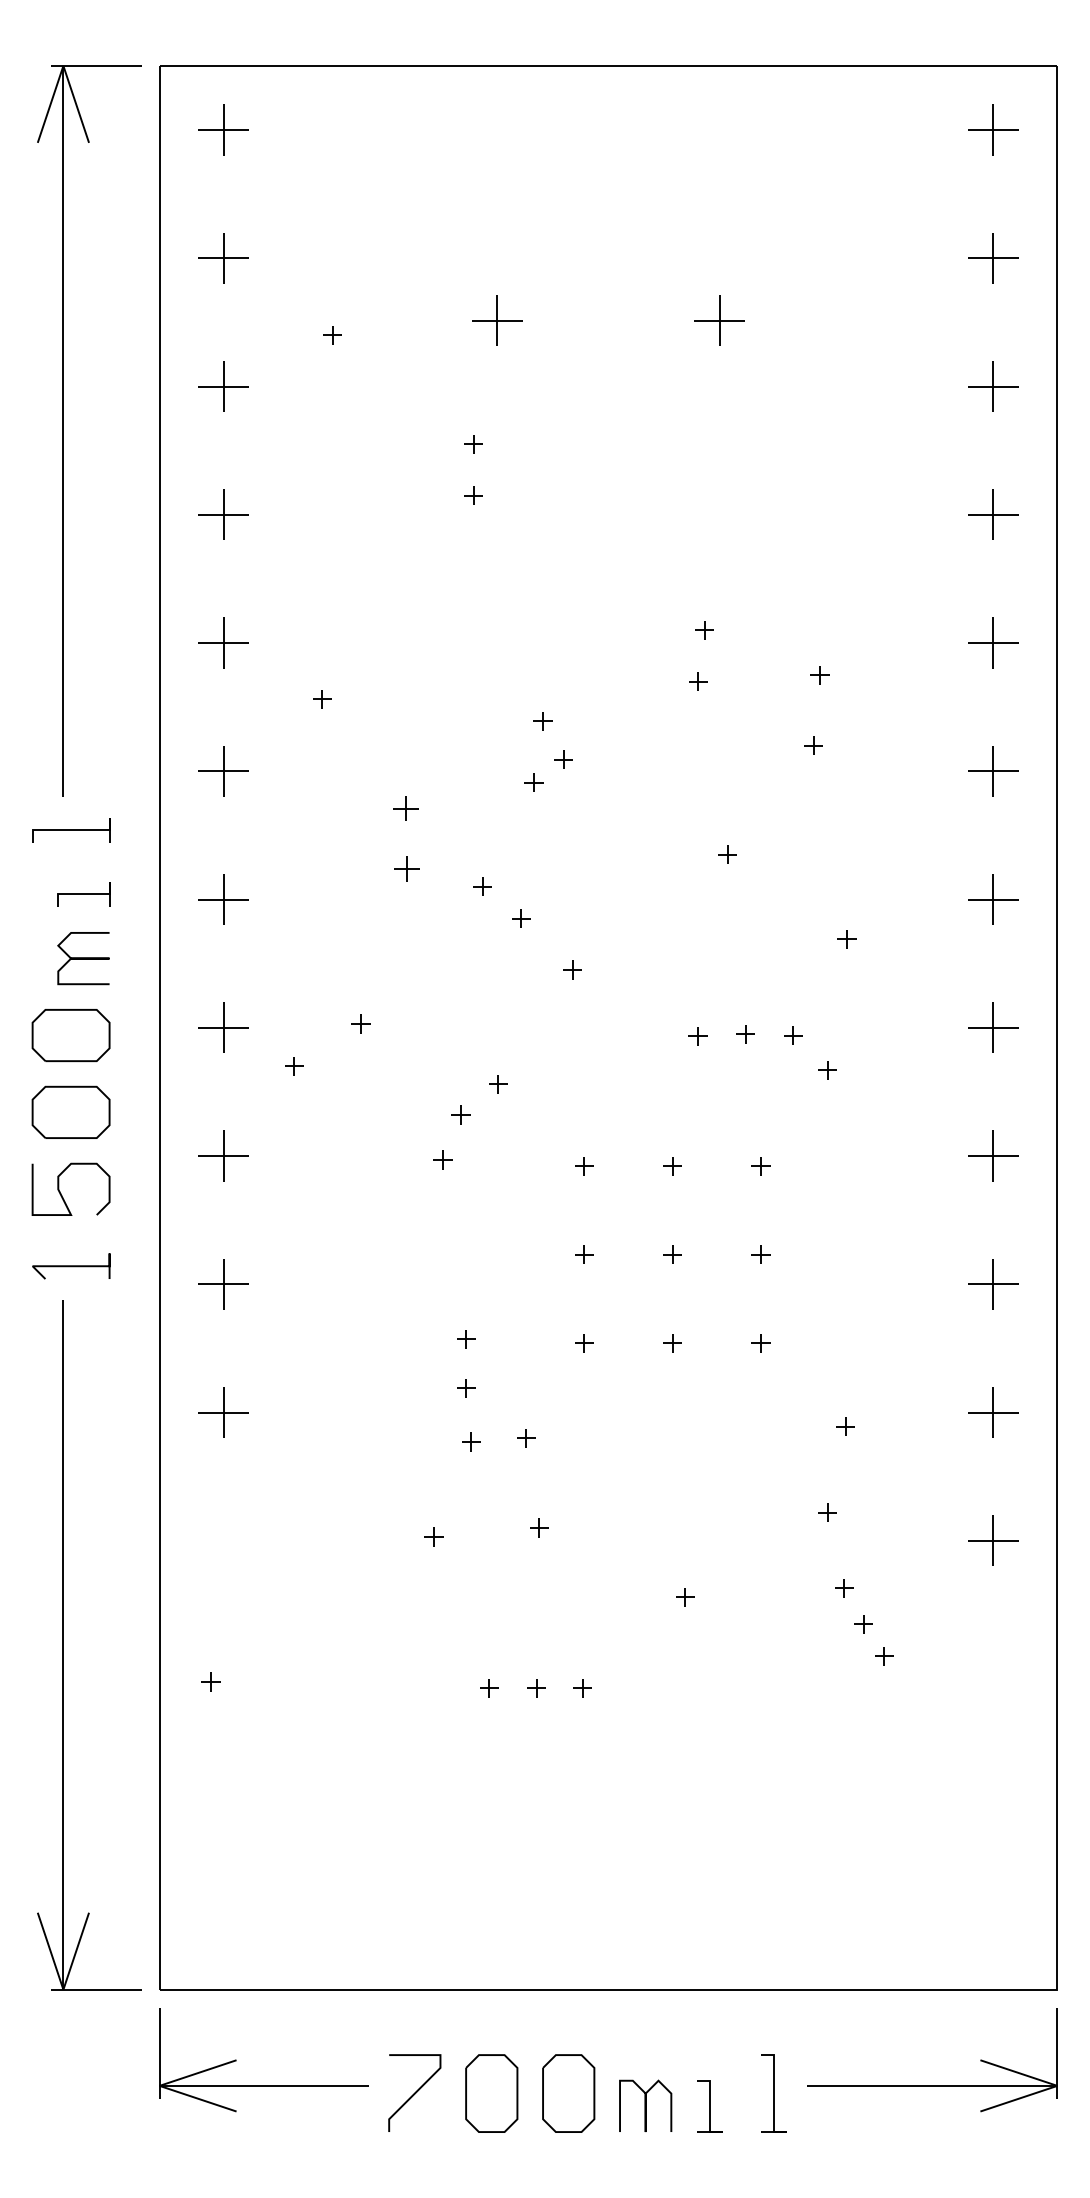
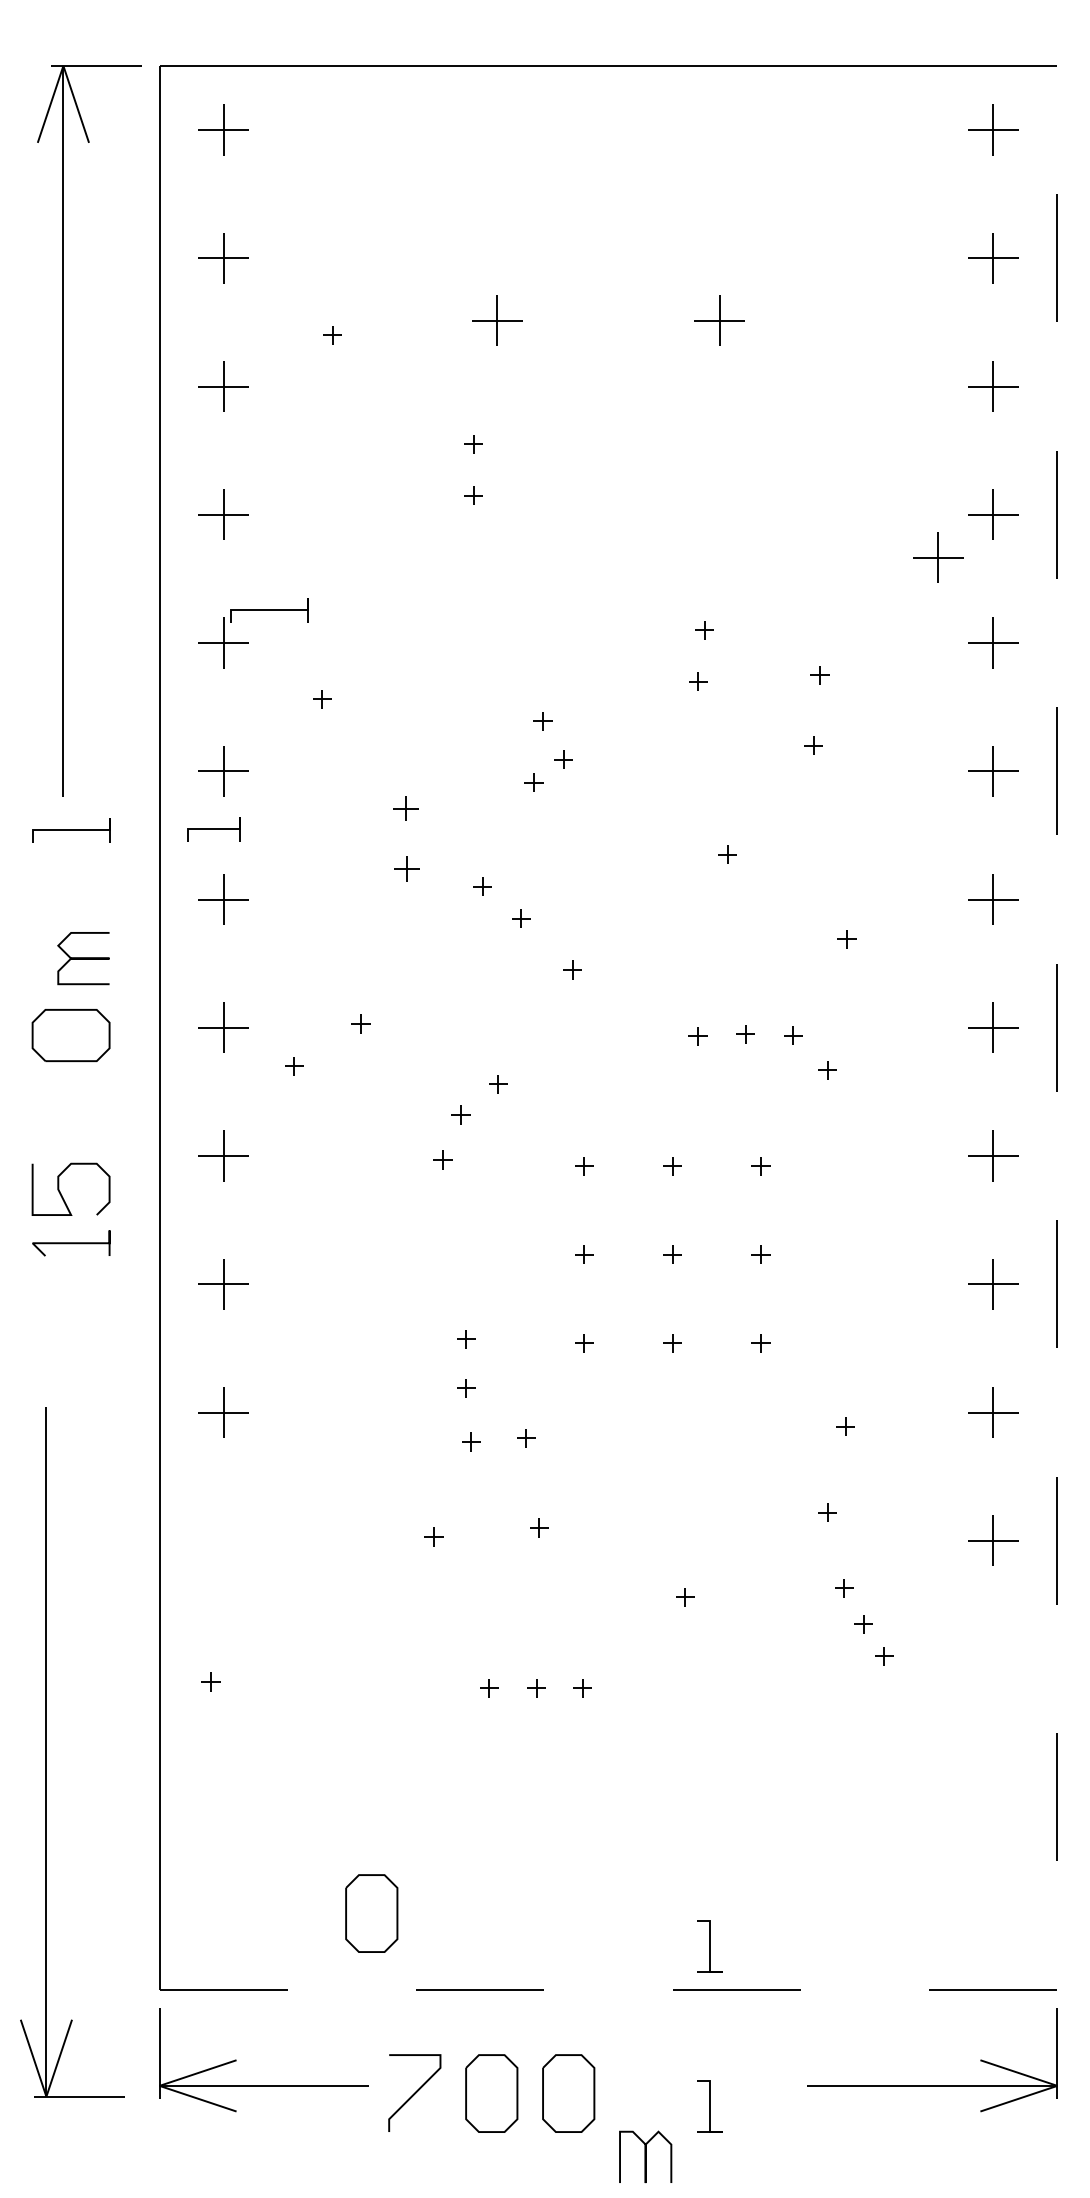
part: none -> present (938, 557)
line: none -> present (269, 610)
line position: (83, 894) -> (213, 829) (213, 829)
part: present -> none (70, 1111)
line position: (71, 1266) -> (71, 1243) (71, 1243)
line: solid -> dashed (1057, 1476)
part position: (63, 1645) -> (46, 1752) (46, 1752)
part: none -> present (371, 1913)
line: none -> present (709, 1946)
line: present -> none (773, 2093)
curve position: (645, 2105) -> (645, 2156) (645, 2156)
